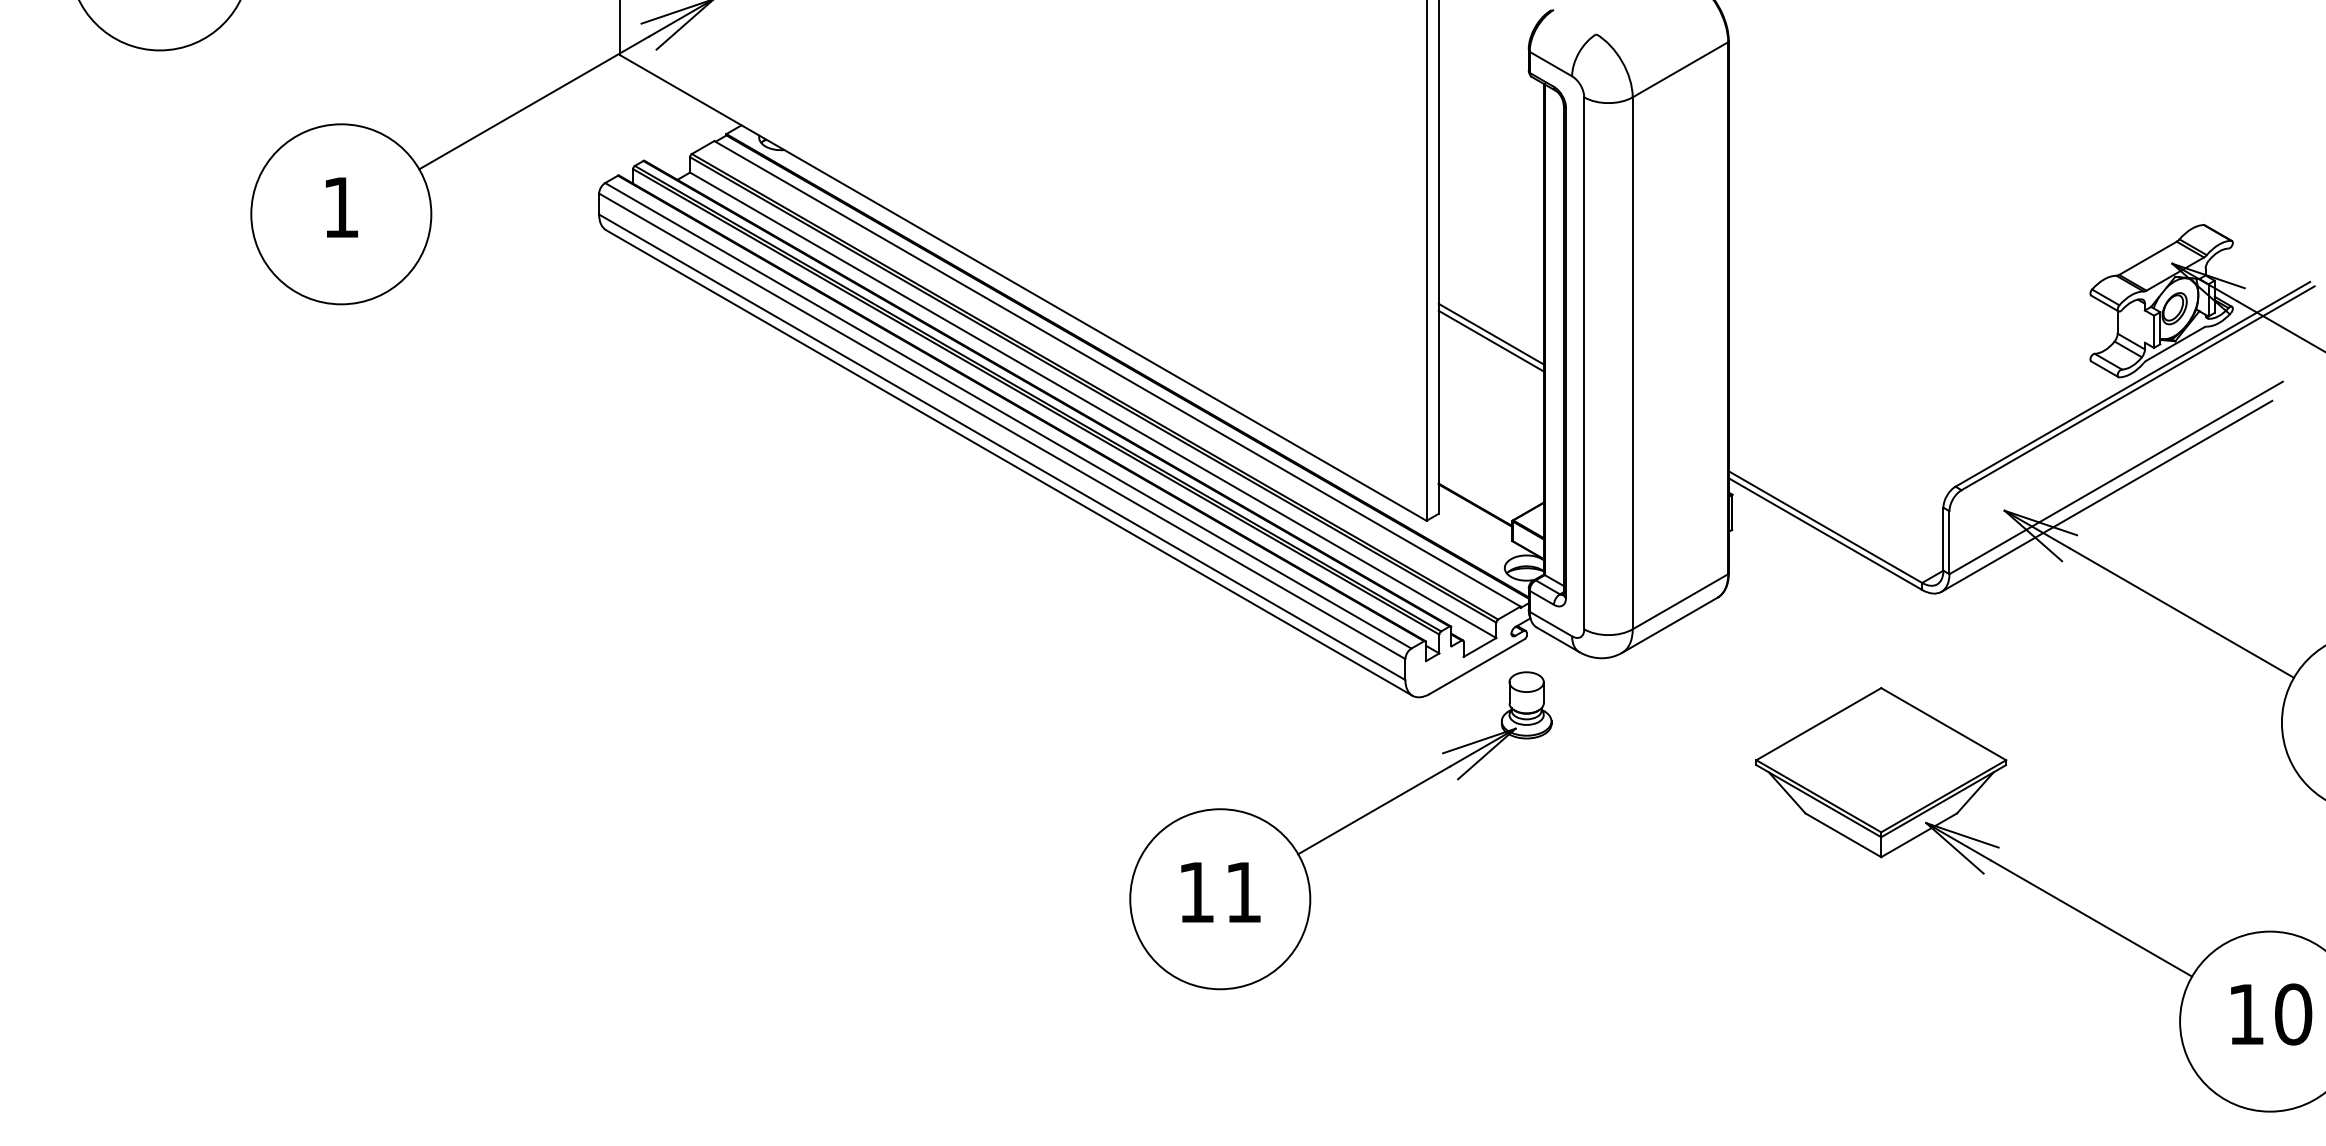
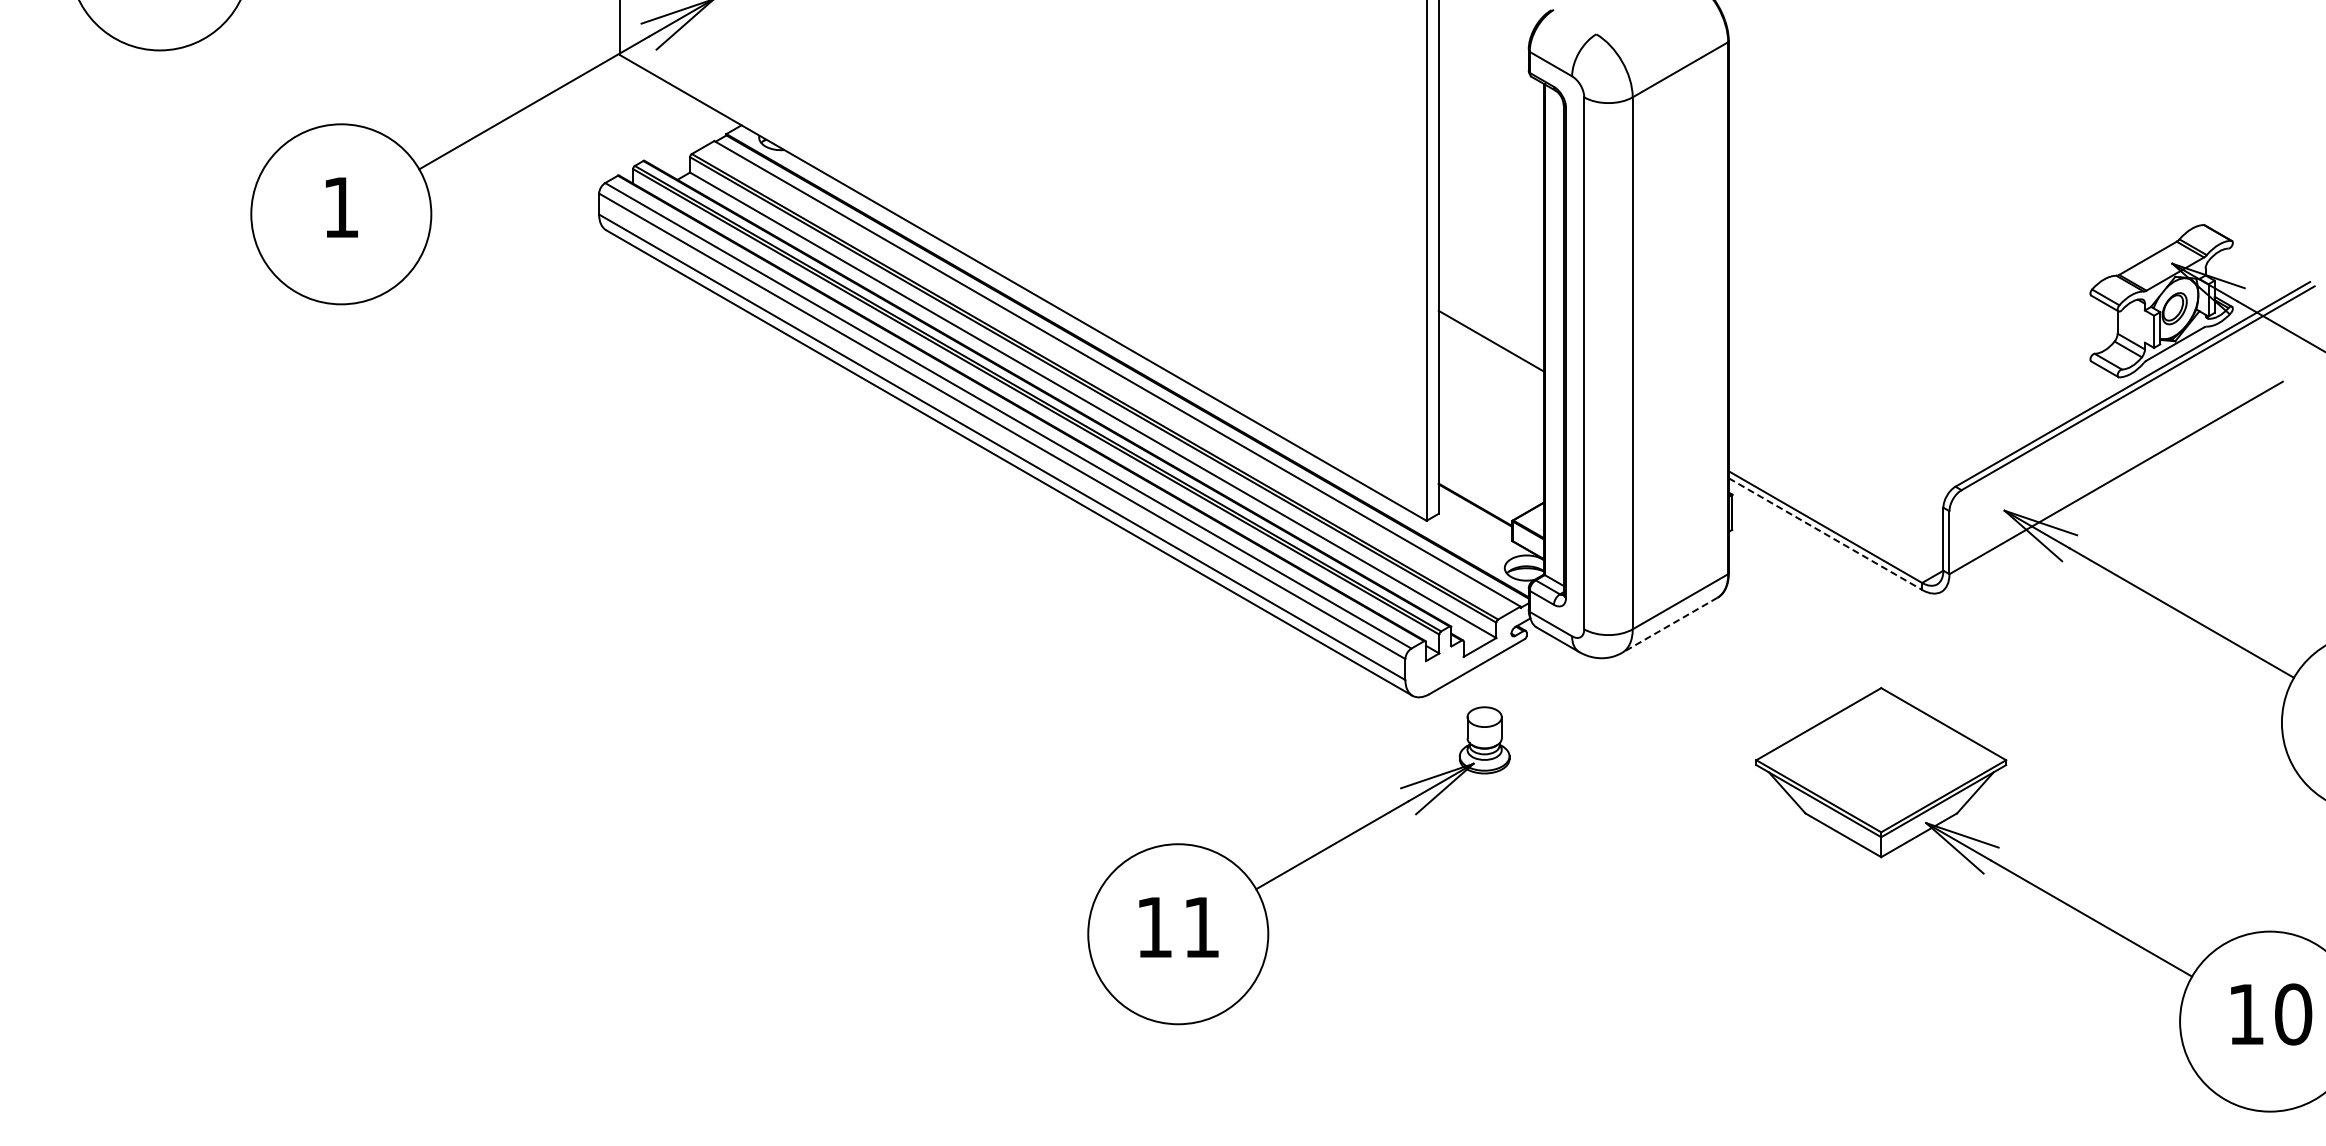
line: present -> none (1490, 333)
line: present -> none (2106, 495)
line: solid -> dashed (1825, 534)
line: solid -> dashed (1669, 625)
part position: (1340, 830) -> (1298, 865) (1298, 865)
